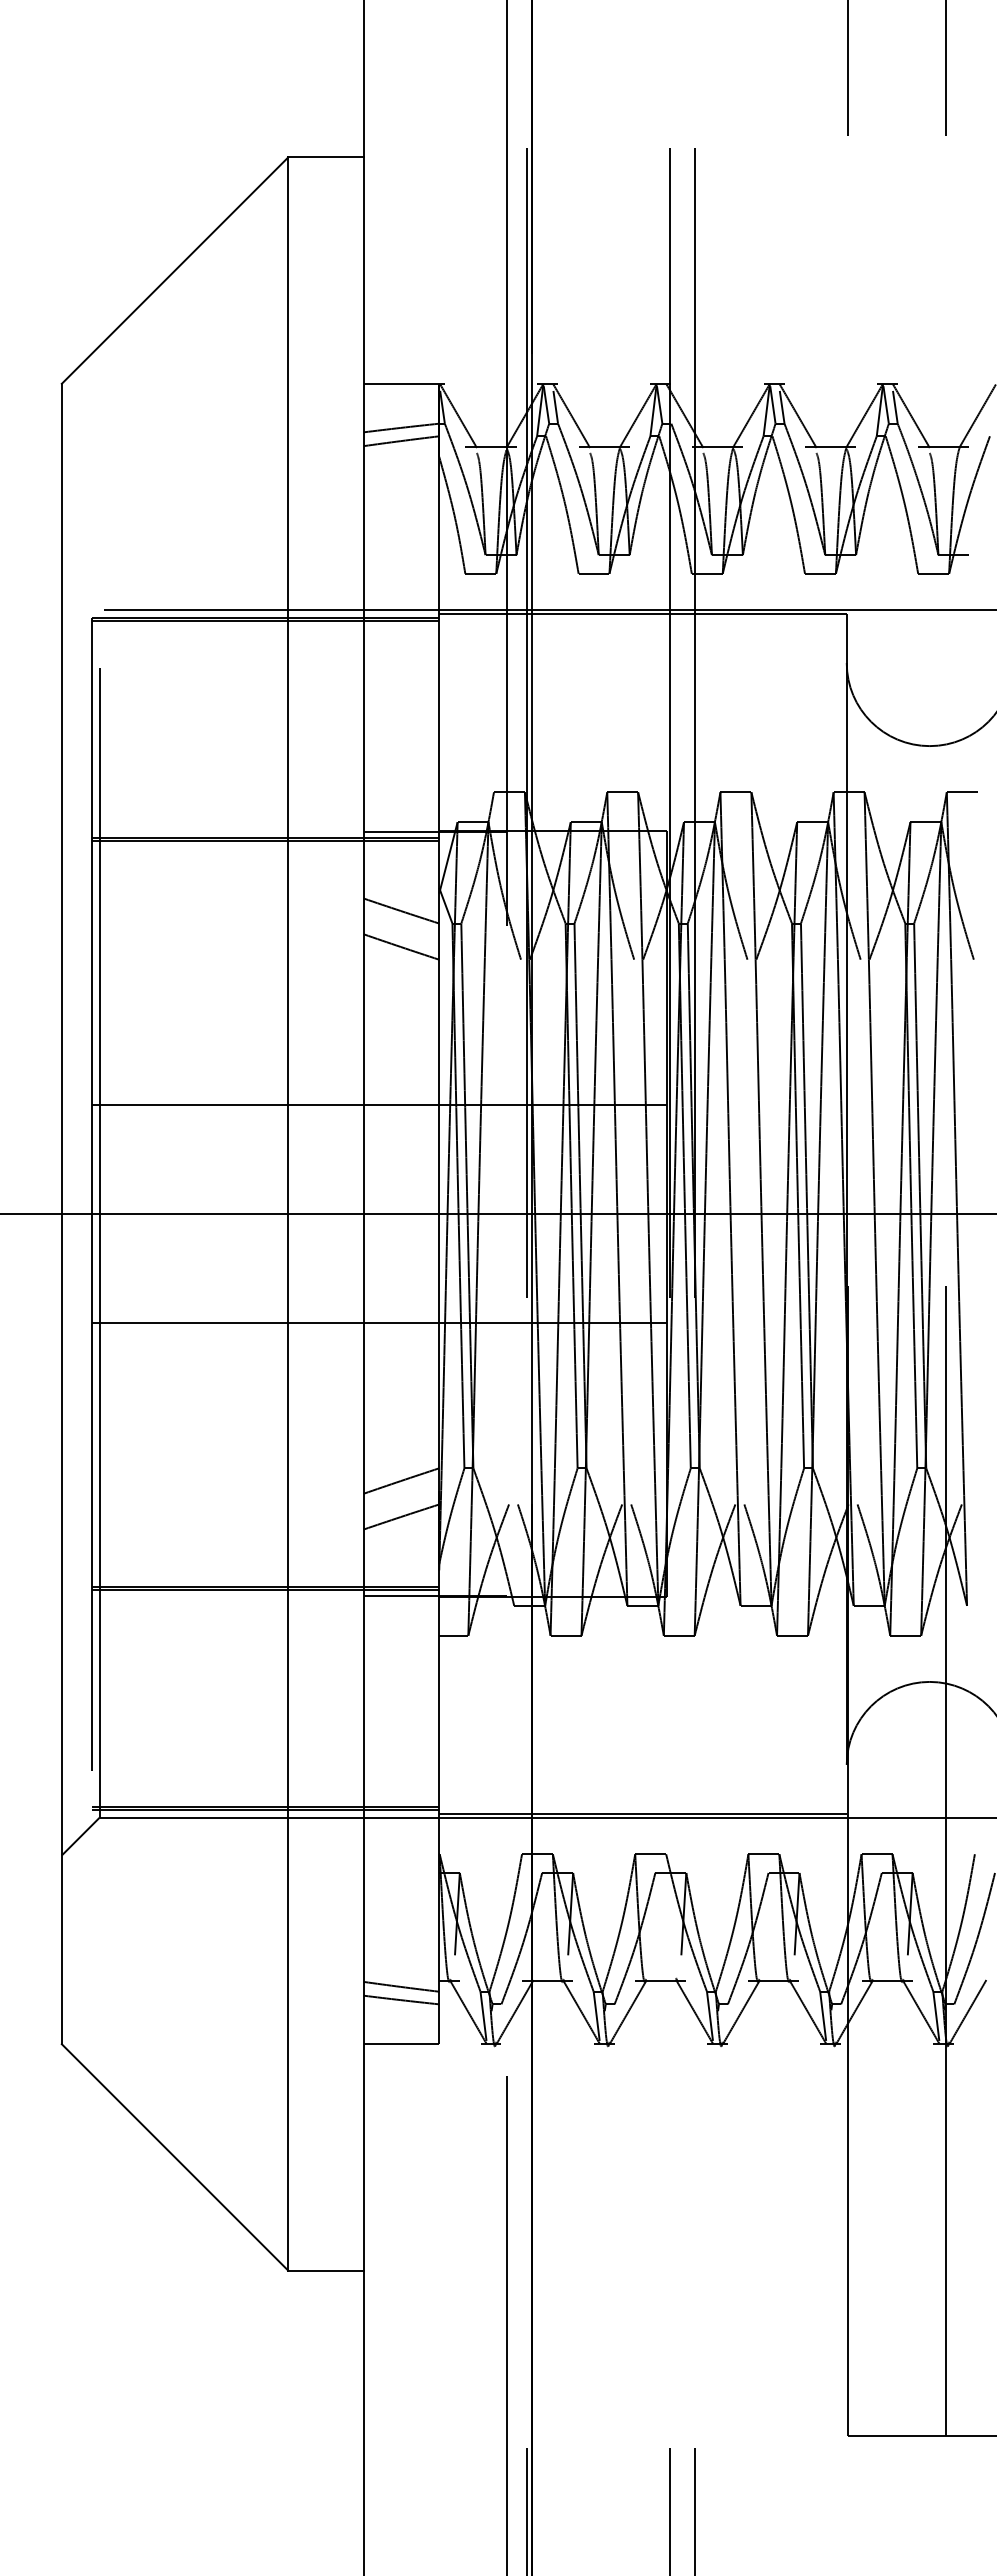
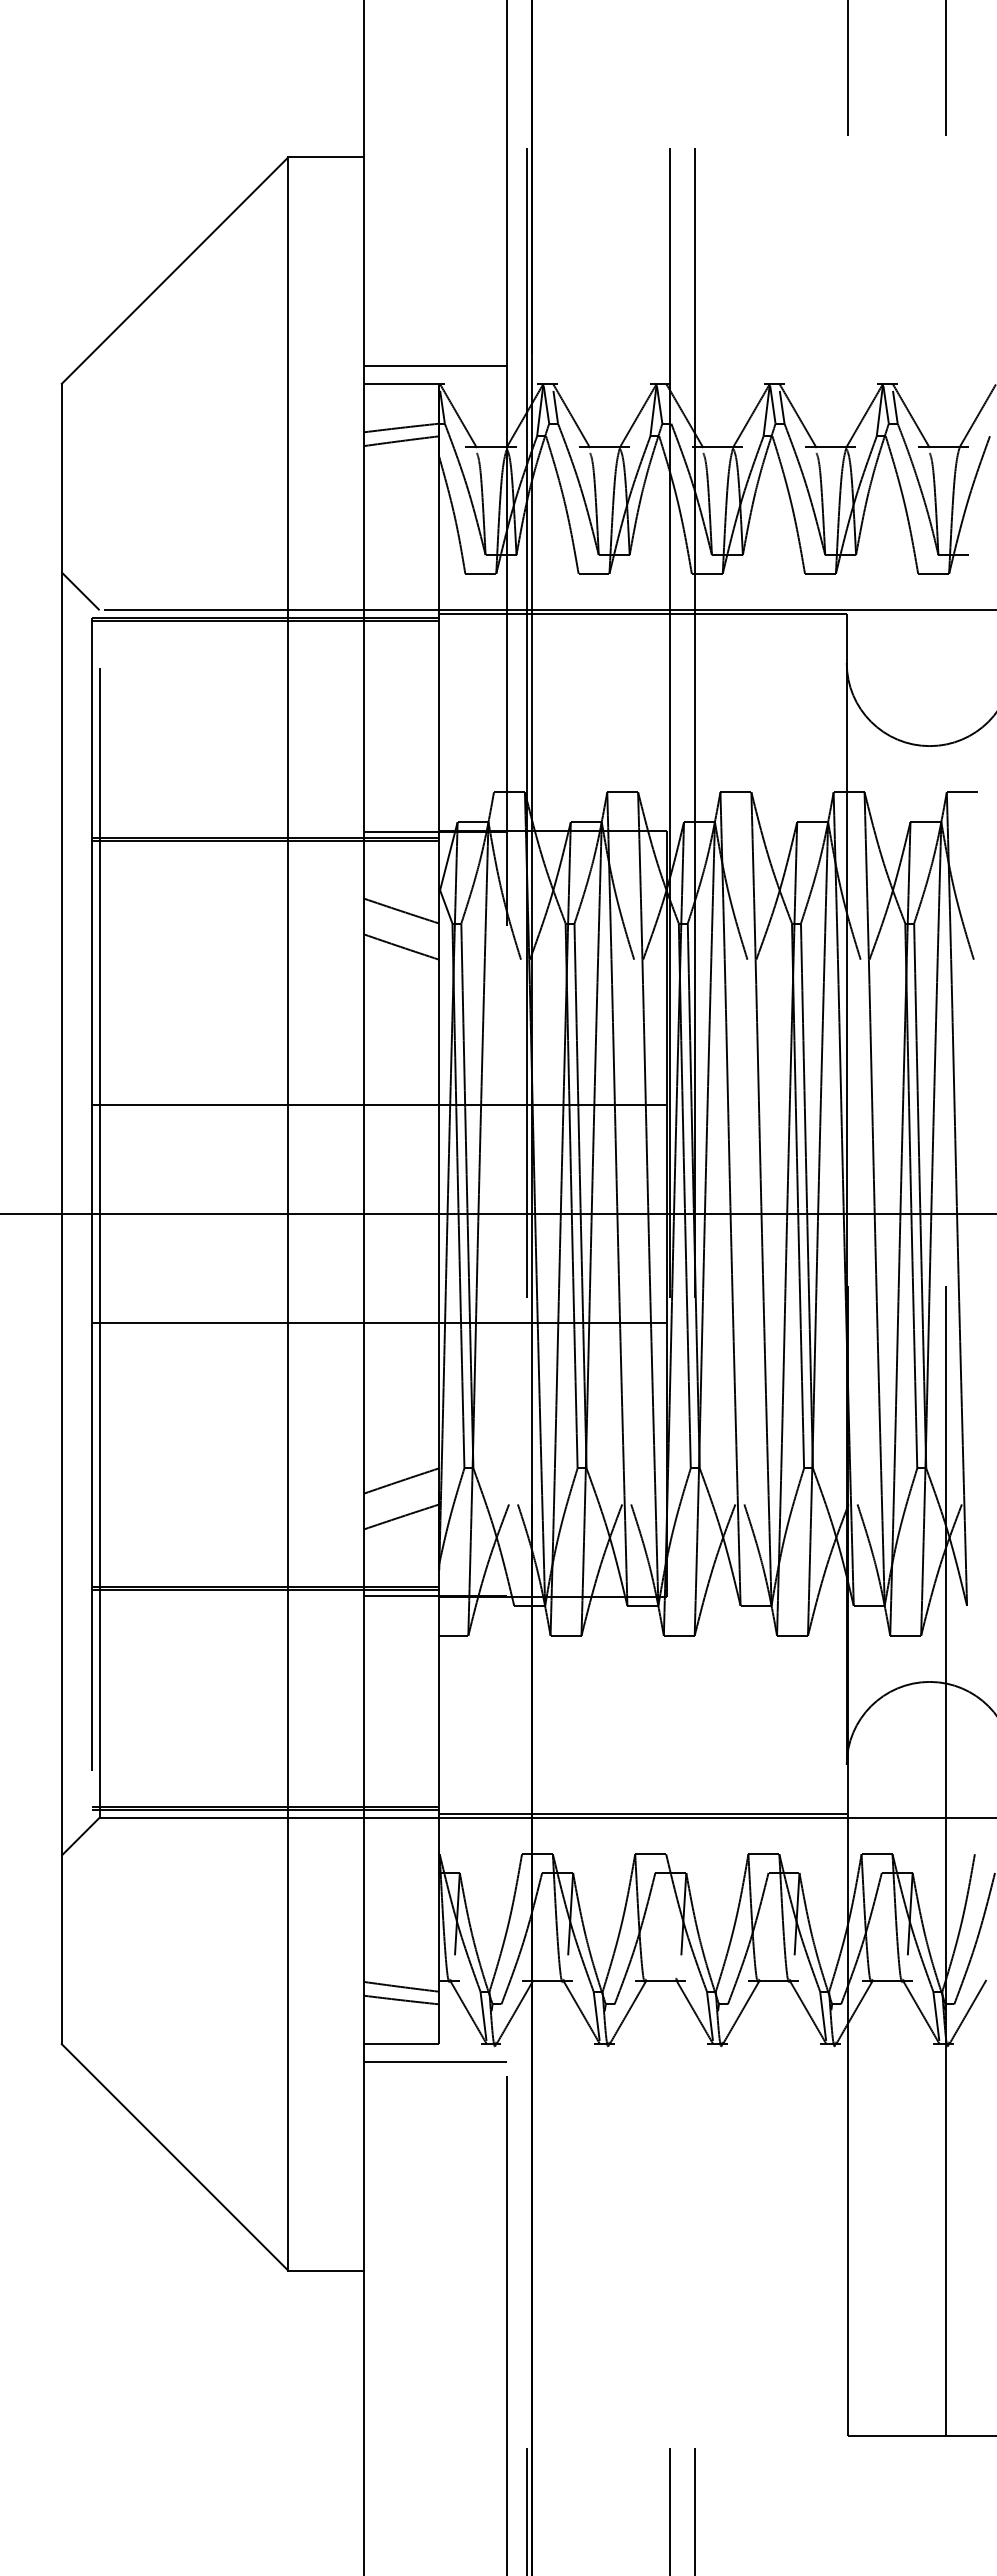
line: none -> present (434, 365)
line: none -> present (80, 591)
line: none -> present (434, 2062)
